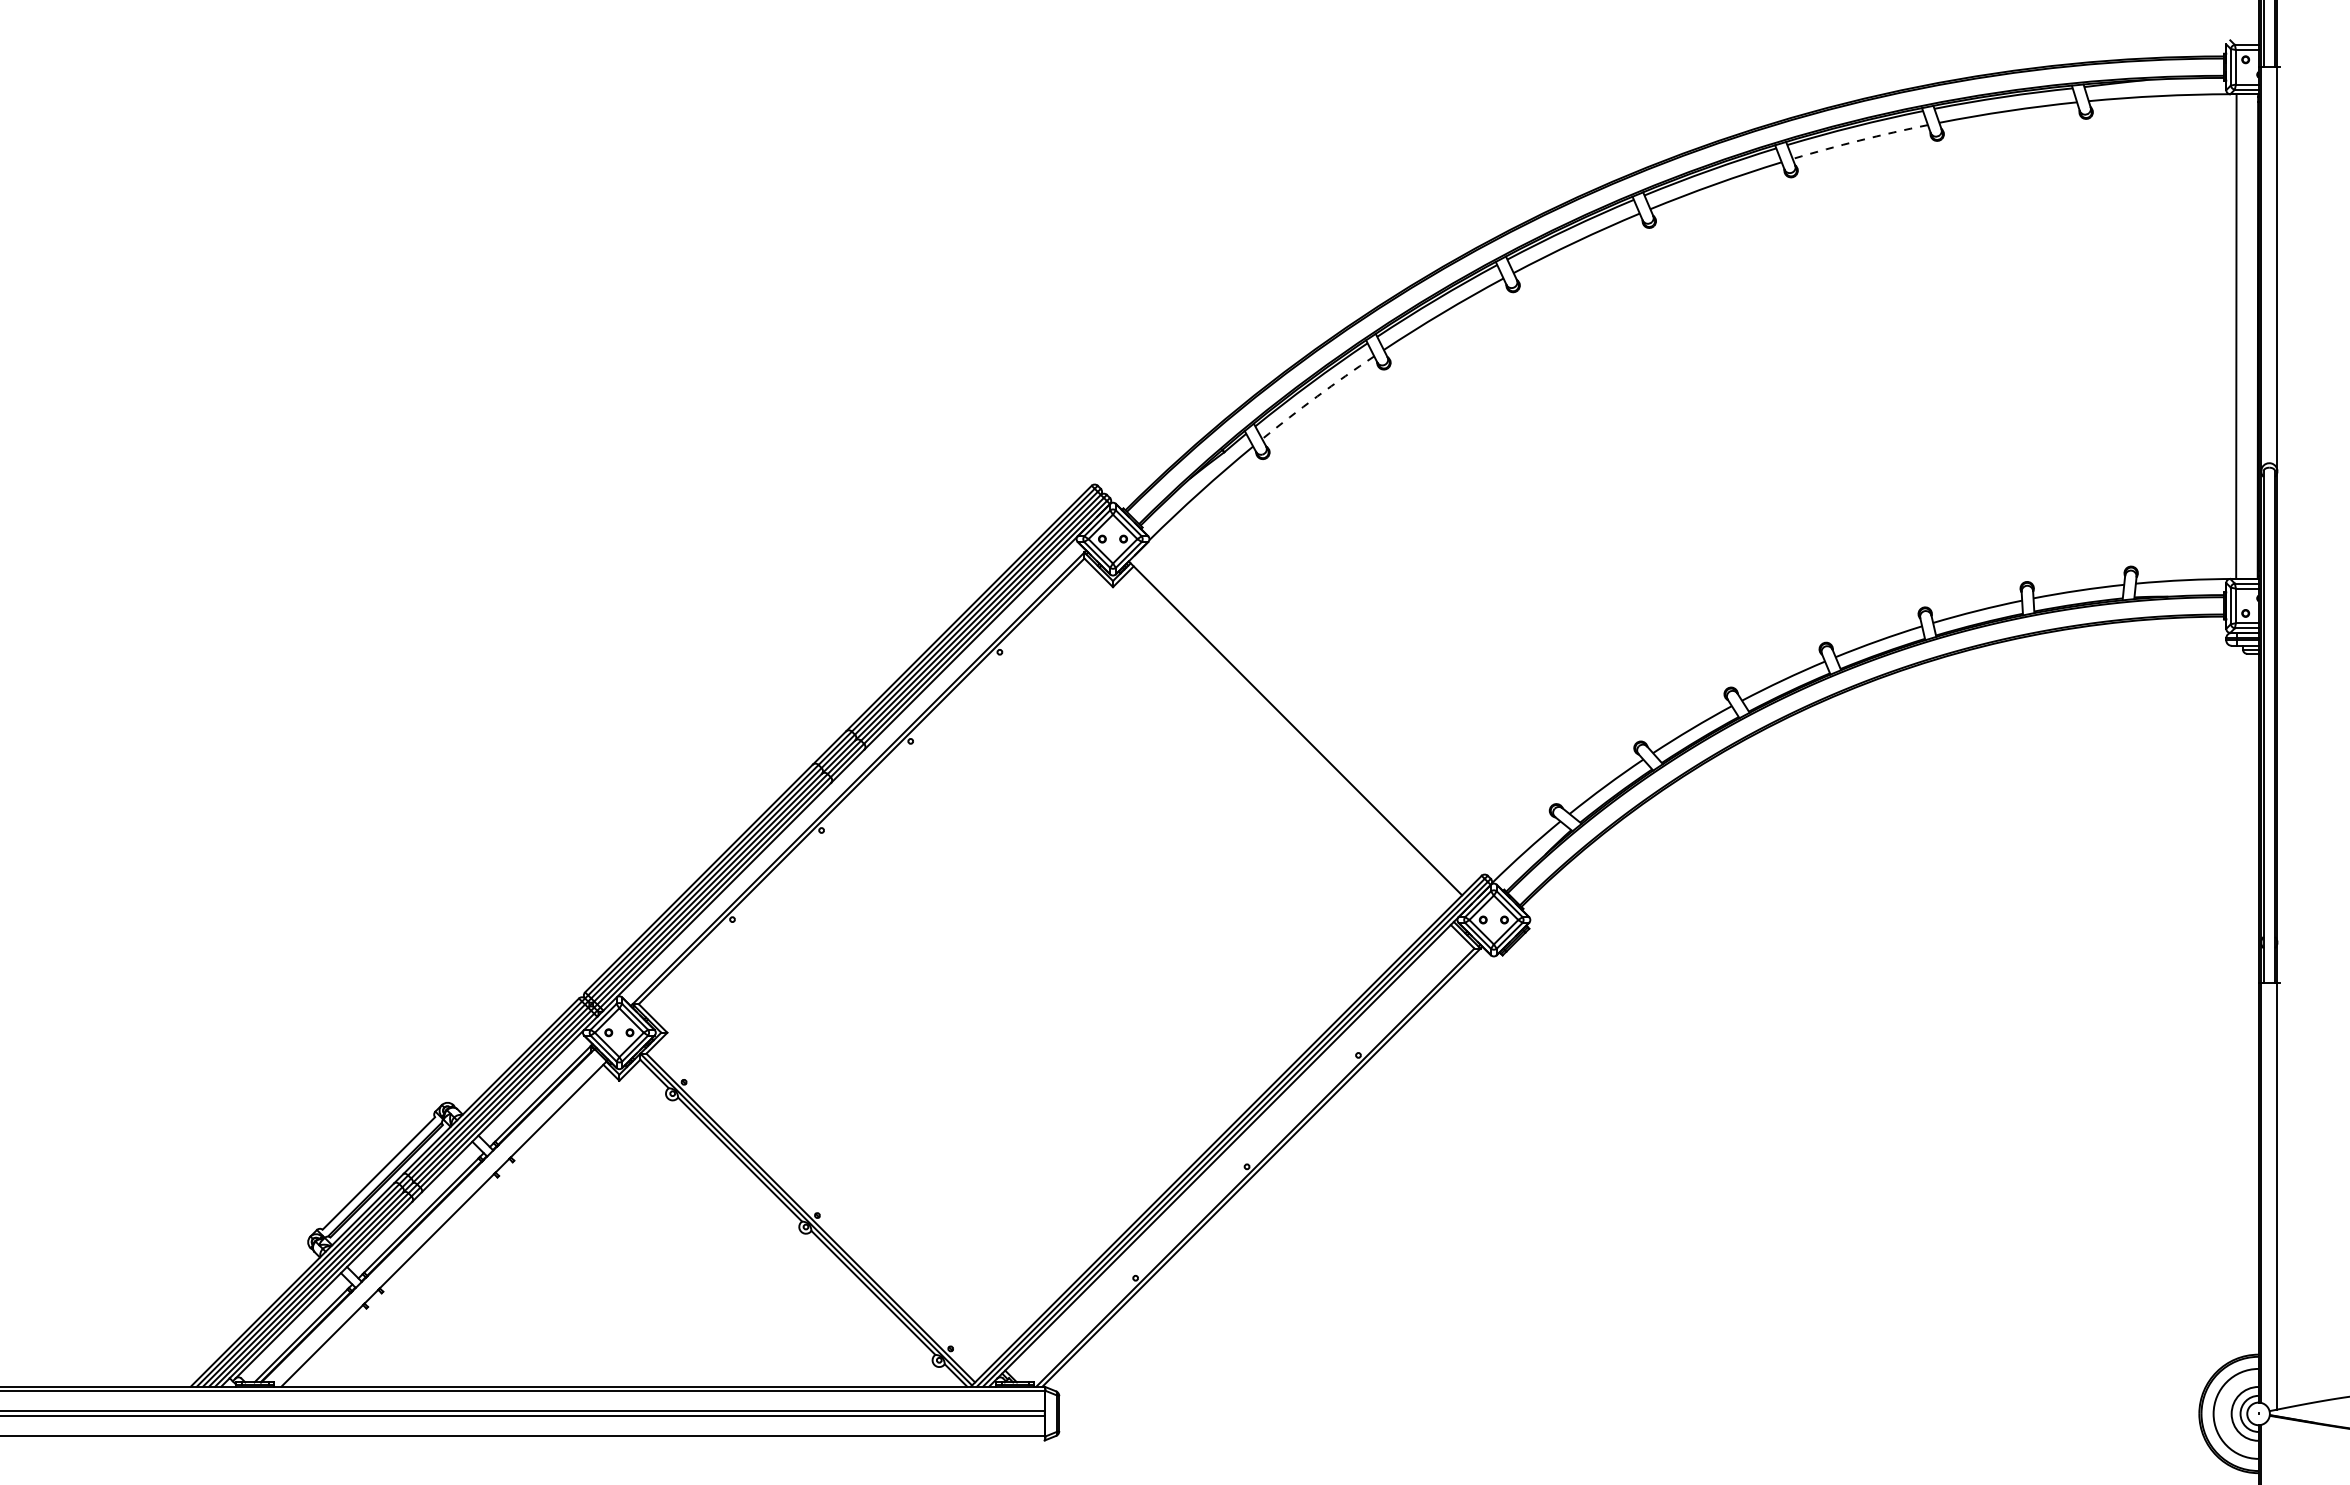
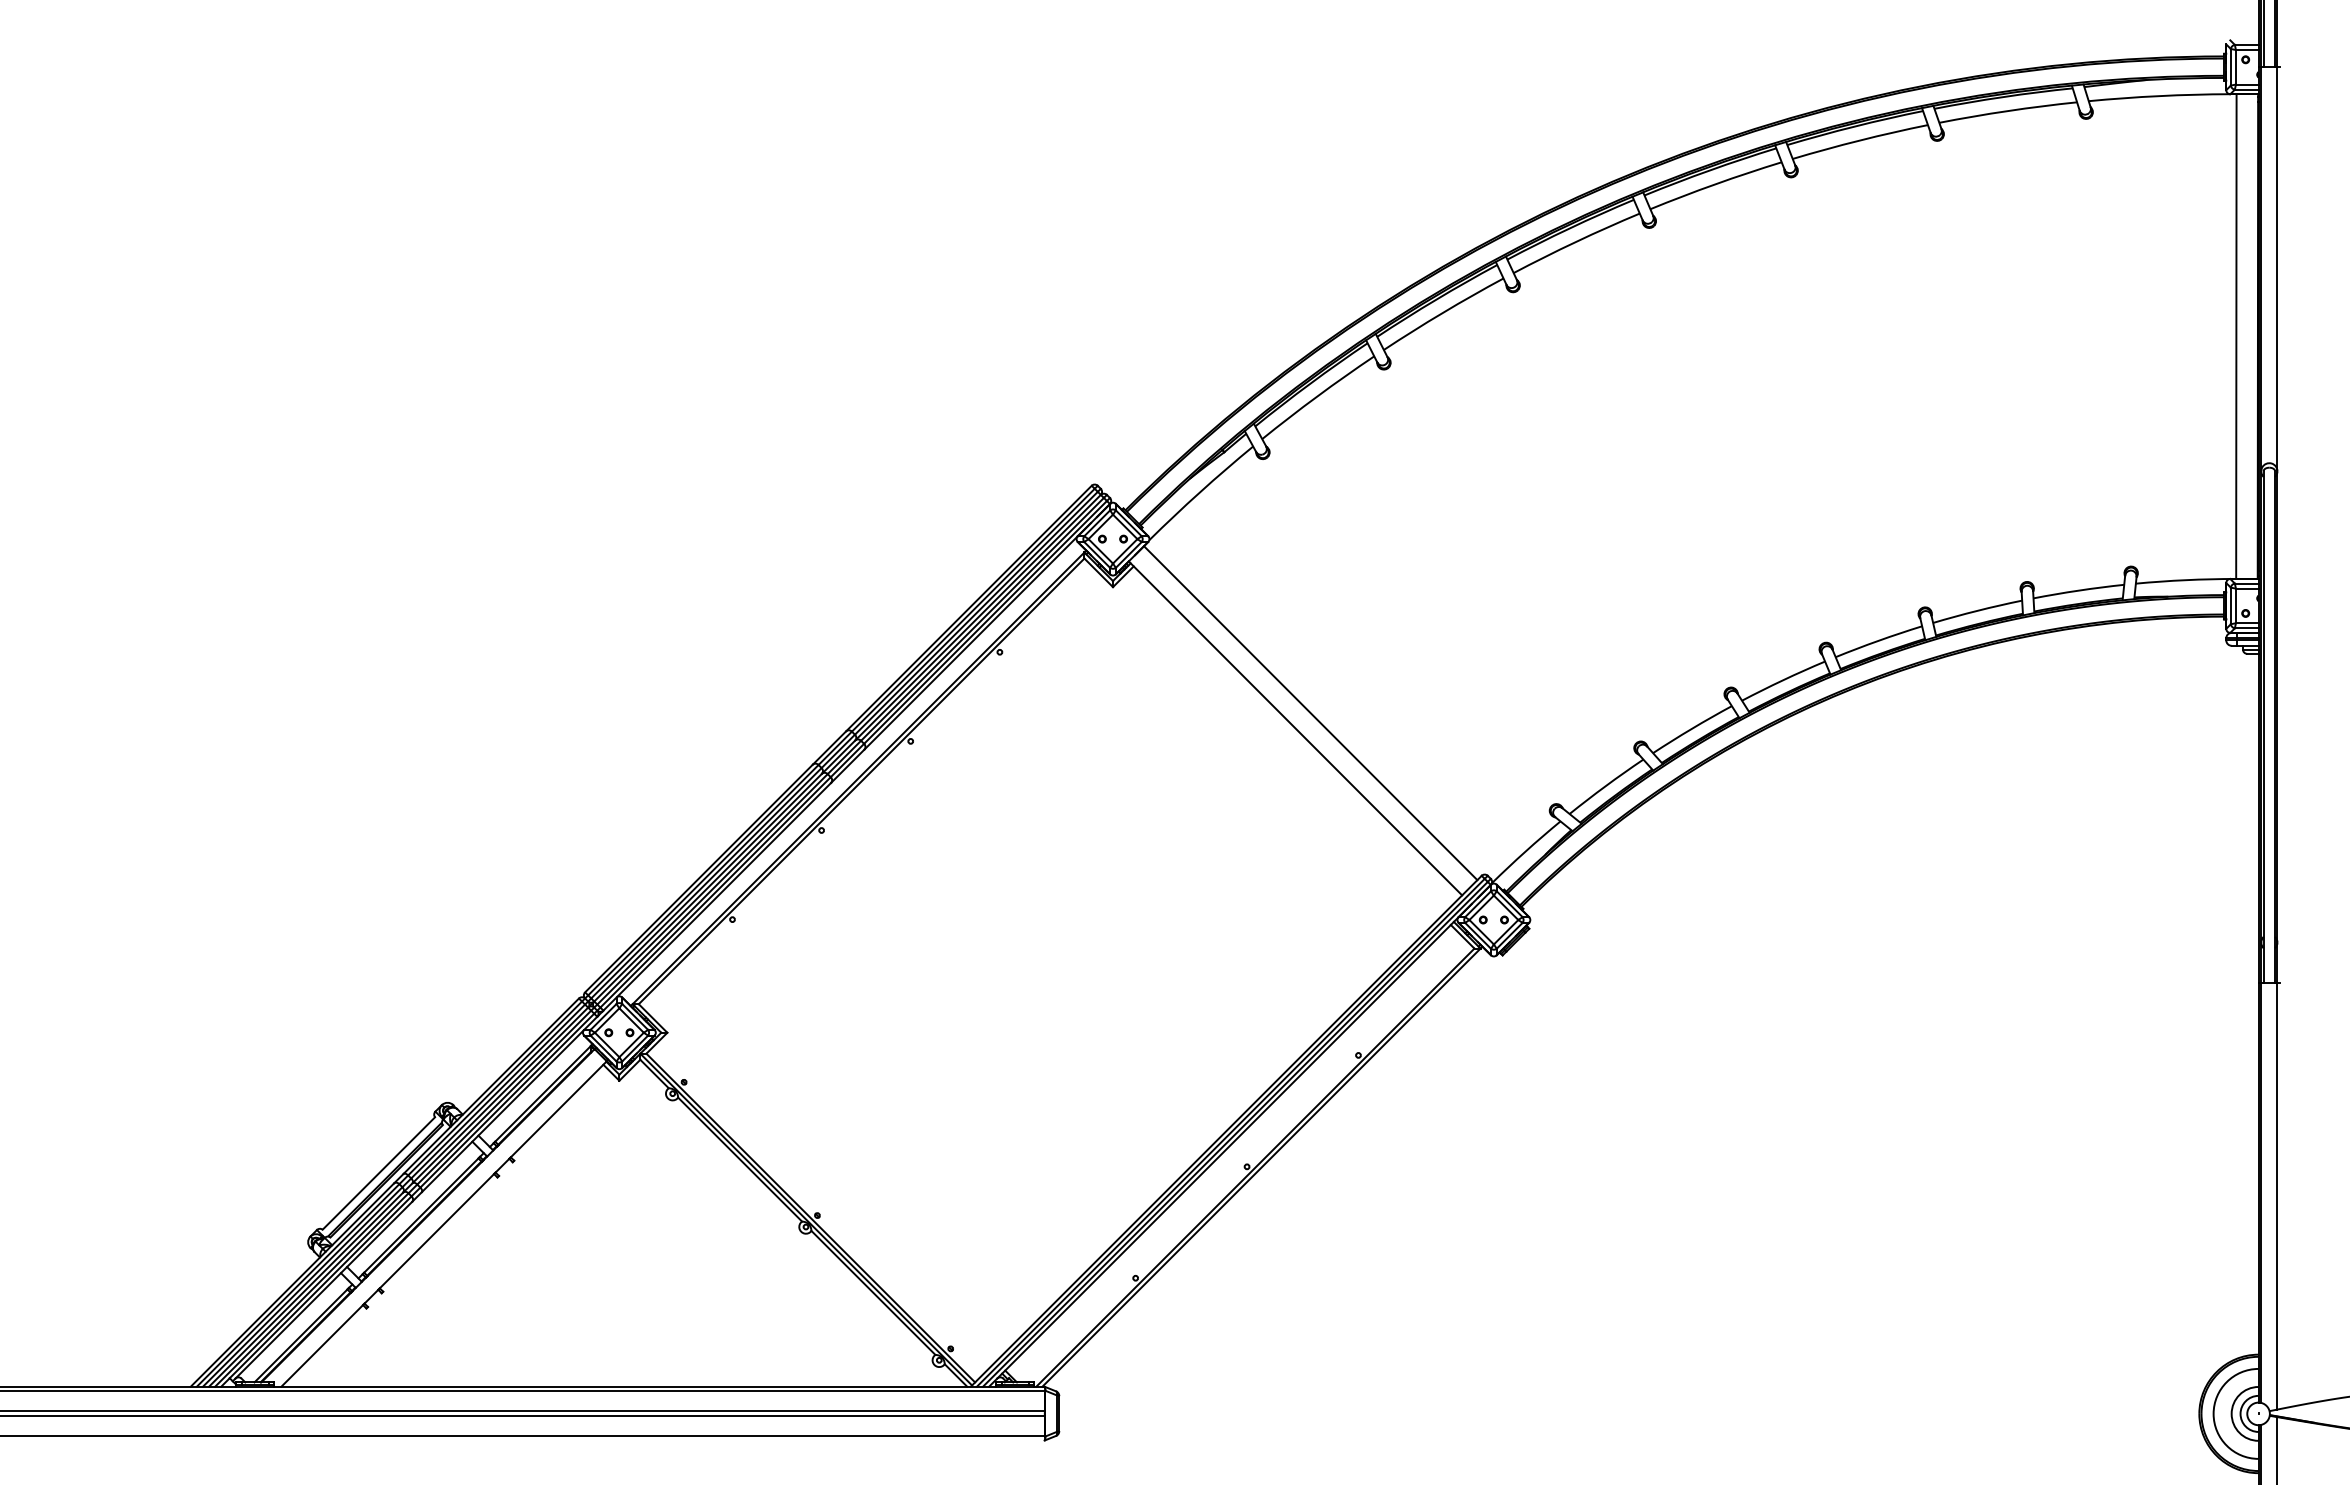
arc: dashed -> solid (1859, 140)
arc: dashed -> solid (1317, 396)
line: none -> present (1310, 713)
line: none -> present (2277, 1449)
